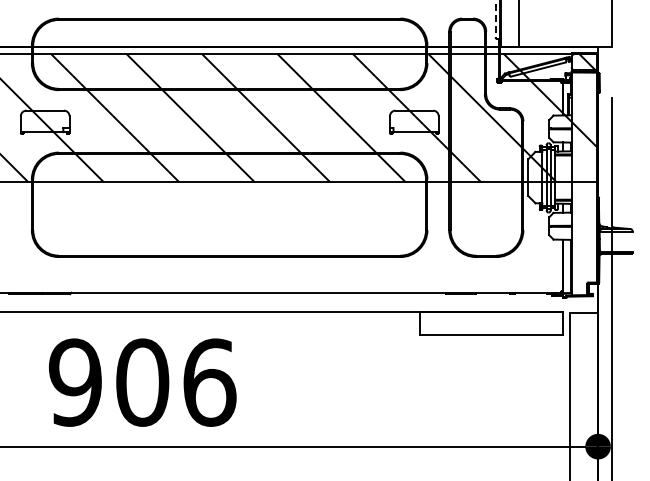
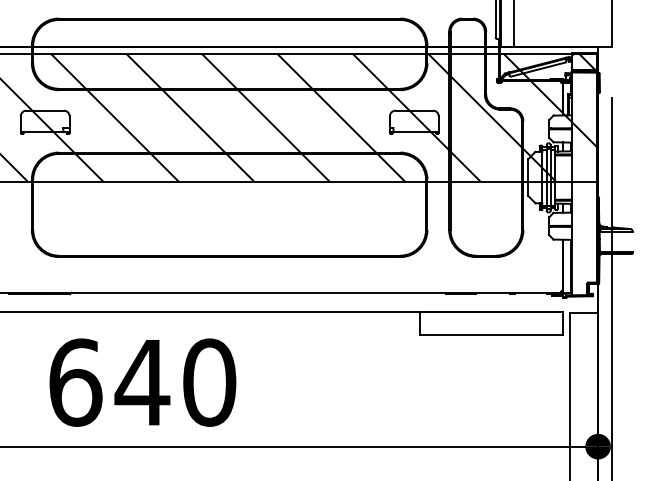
line: dashed -> solid (495, 19)
line position: (519, 24) -> (514, 24) (514, 24)
text: 906 -> 640 (142, 382)
